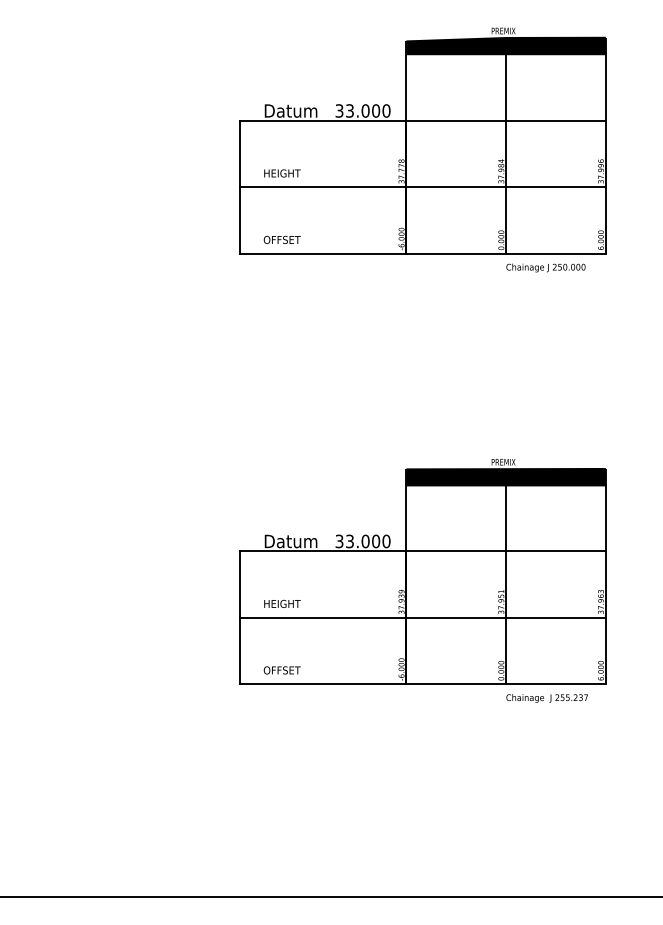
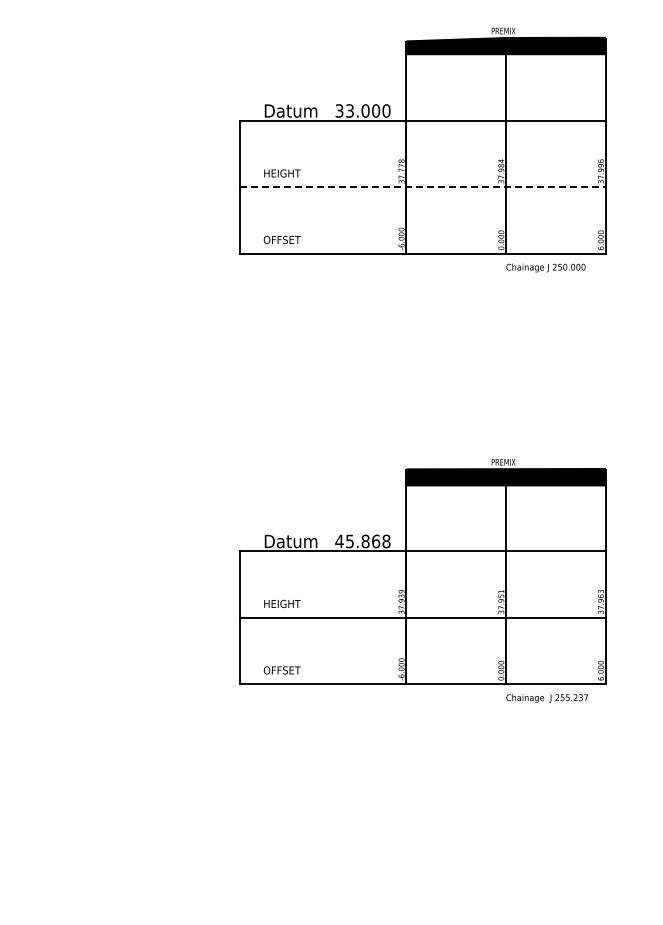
line: solid -> dashed (423, 187)
text: 33.000 -> 45.868 (362, 541)
line: present -> none (330, 897)
